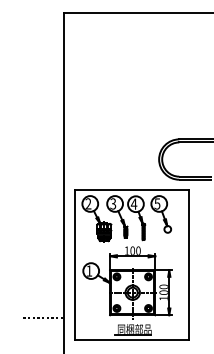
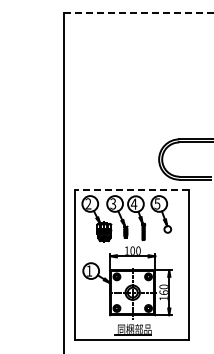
line: solid -> dashed (139, 12)
line: solid -> dashed (131, 190)
text: 100 -> 160 (163, 292)
line: present -> none (43, 317)
